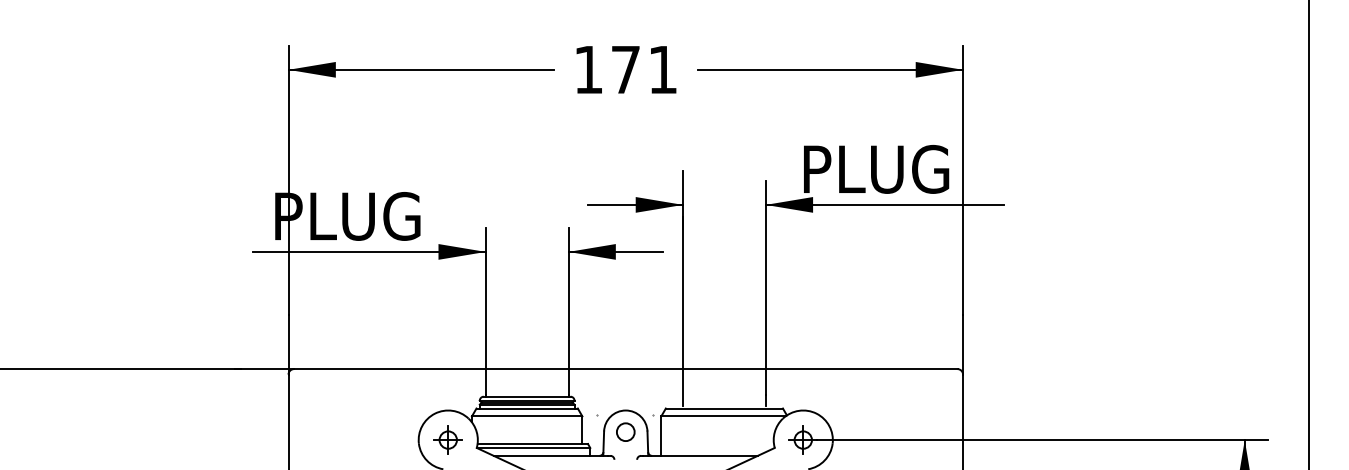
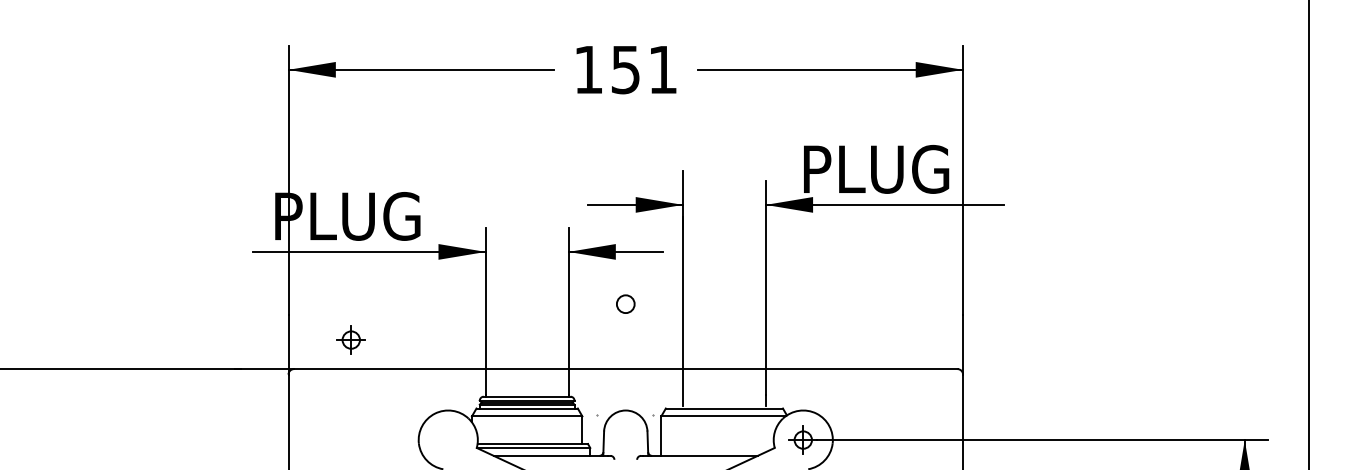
text: 171 -> 151 (625, 70)
circle position: (625, 431) -> (625, 303) (625, 303)
part position: (447, 439) -> (350, 339) (350, 339)
